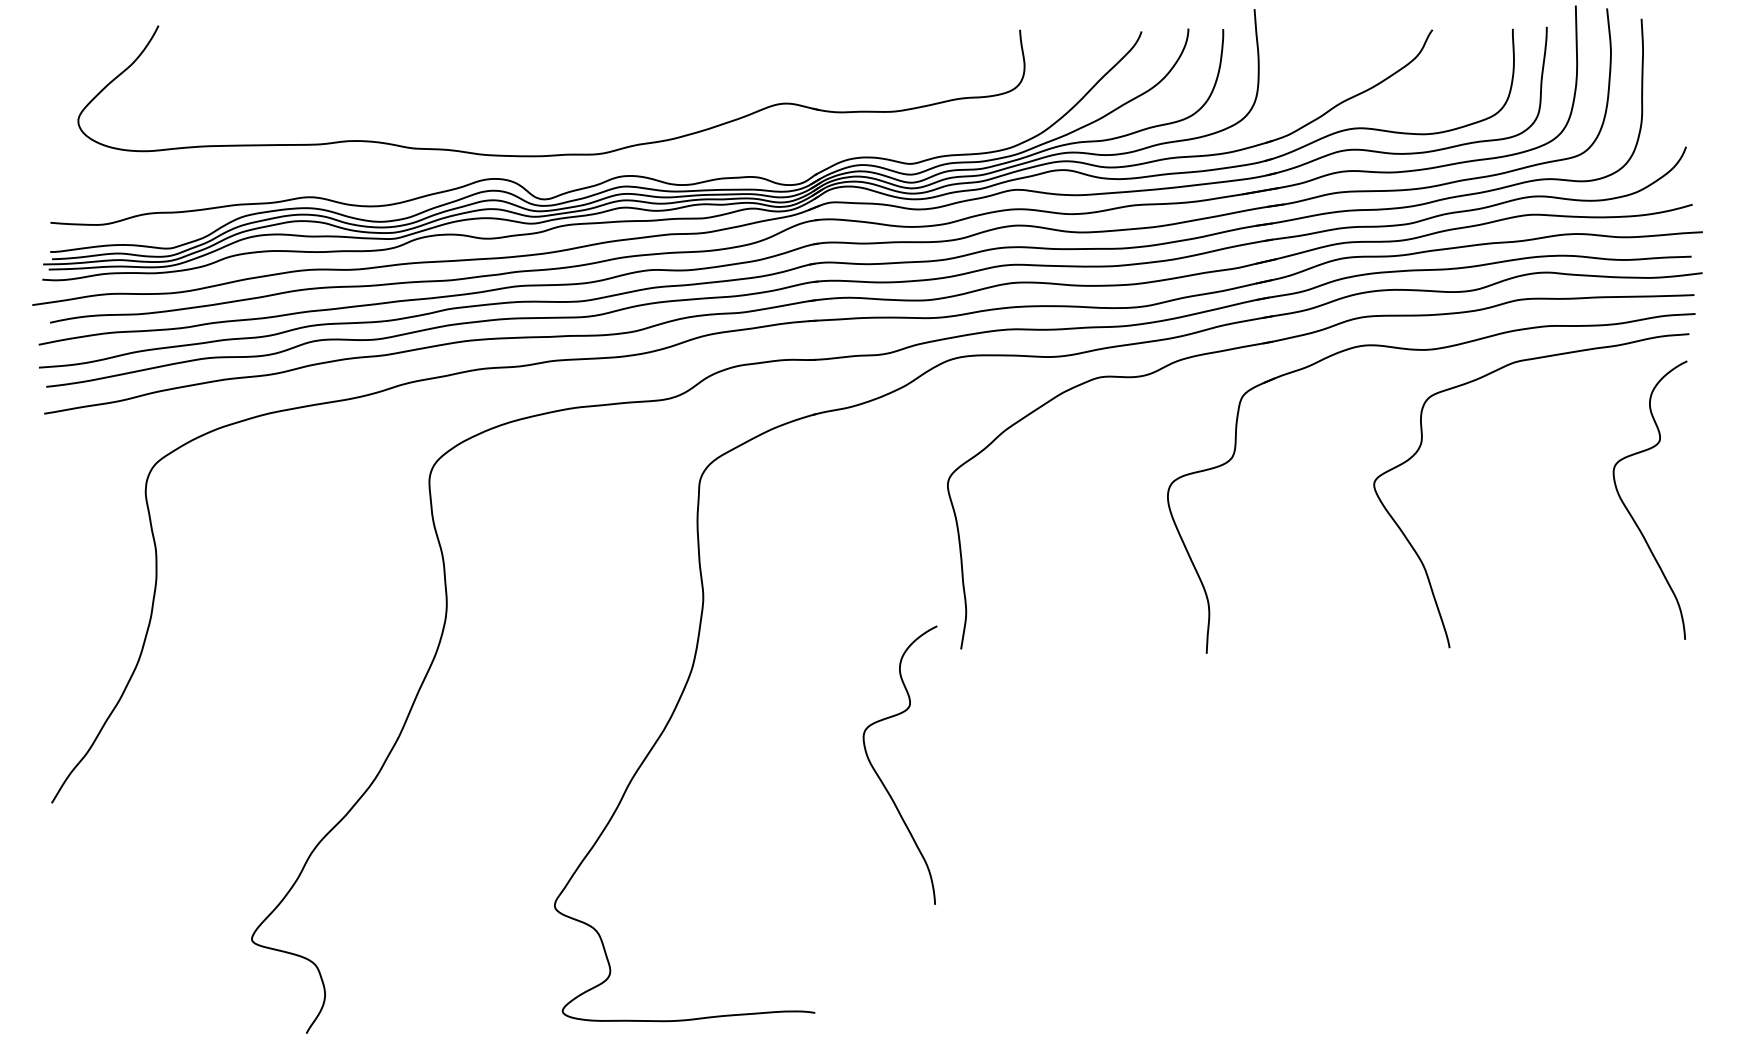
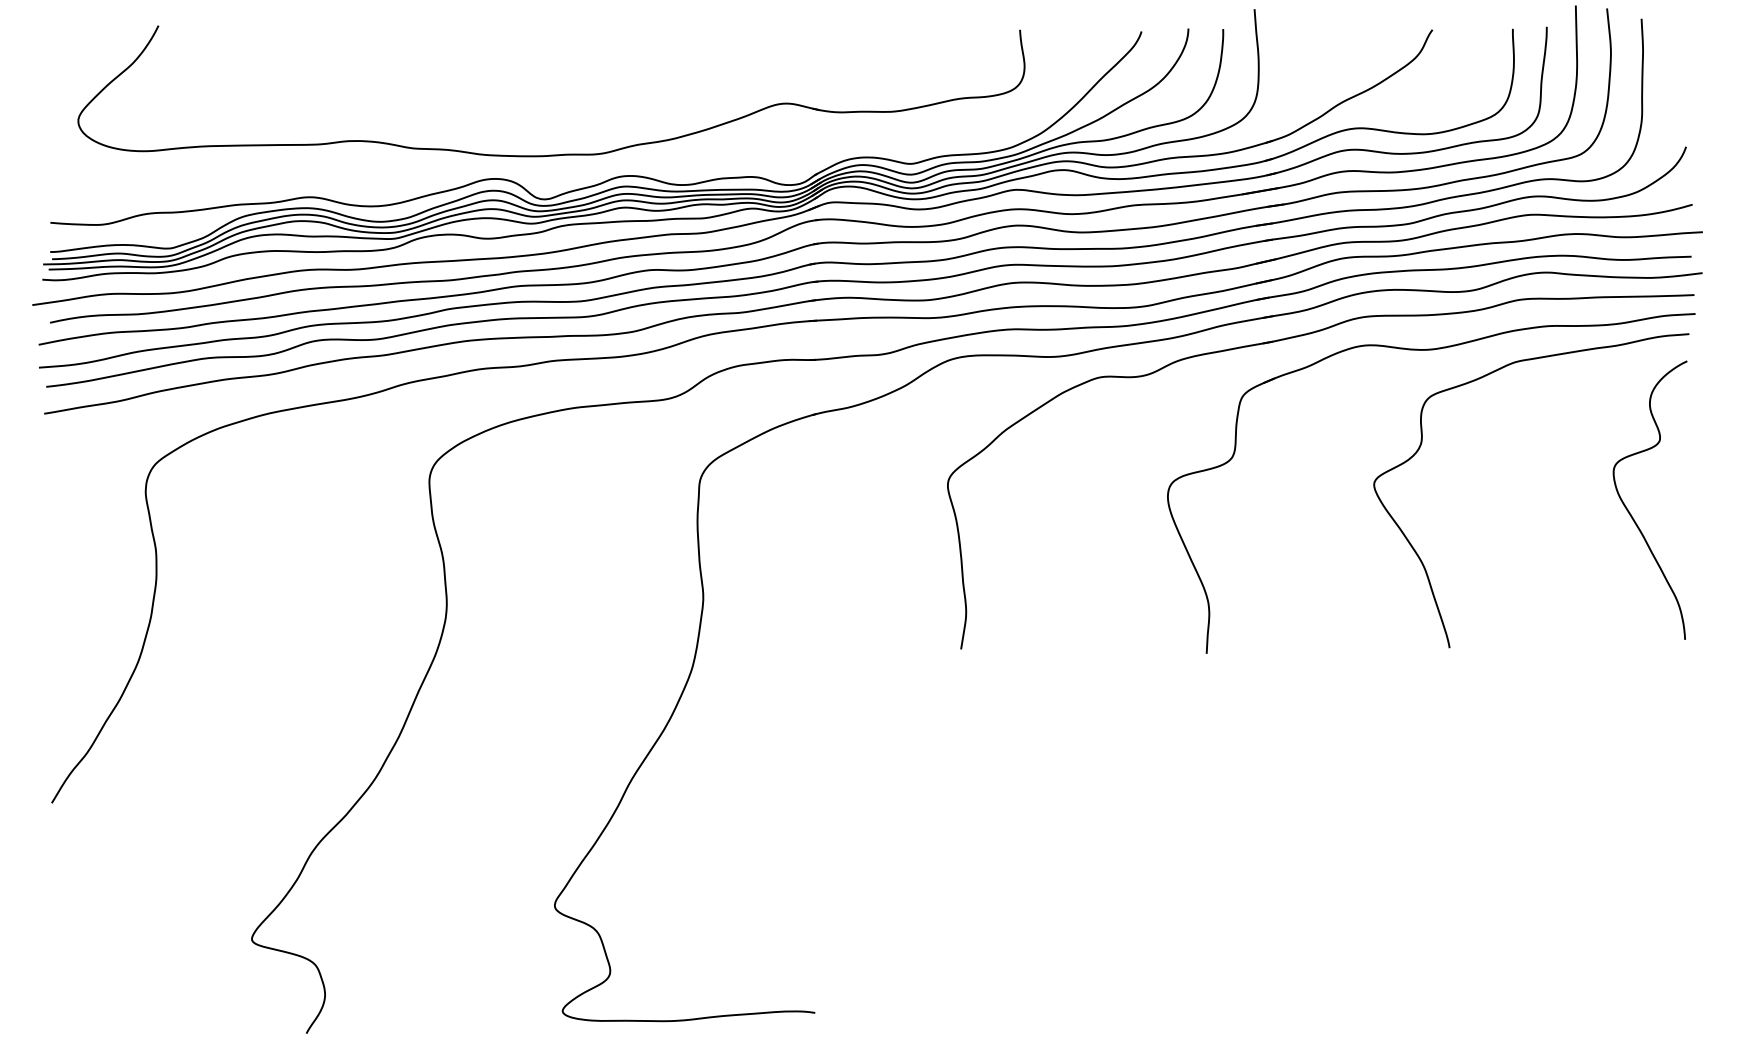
curve: present -> none (880, 777)
